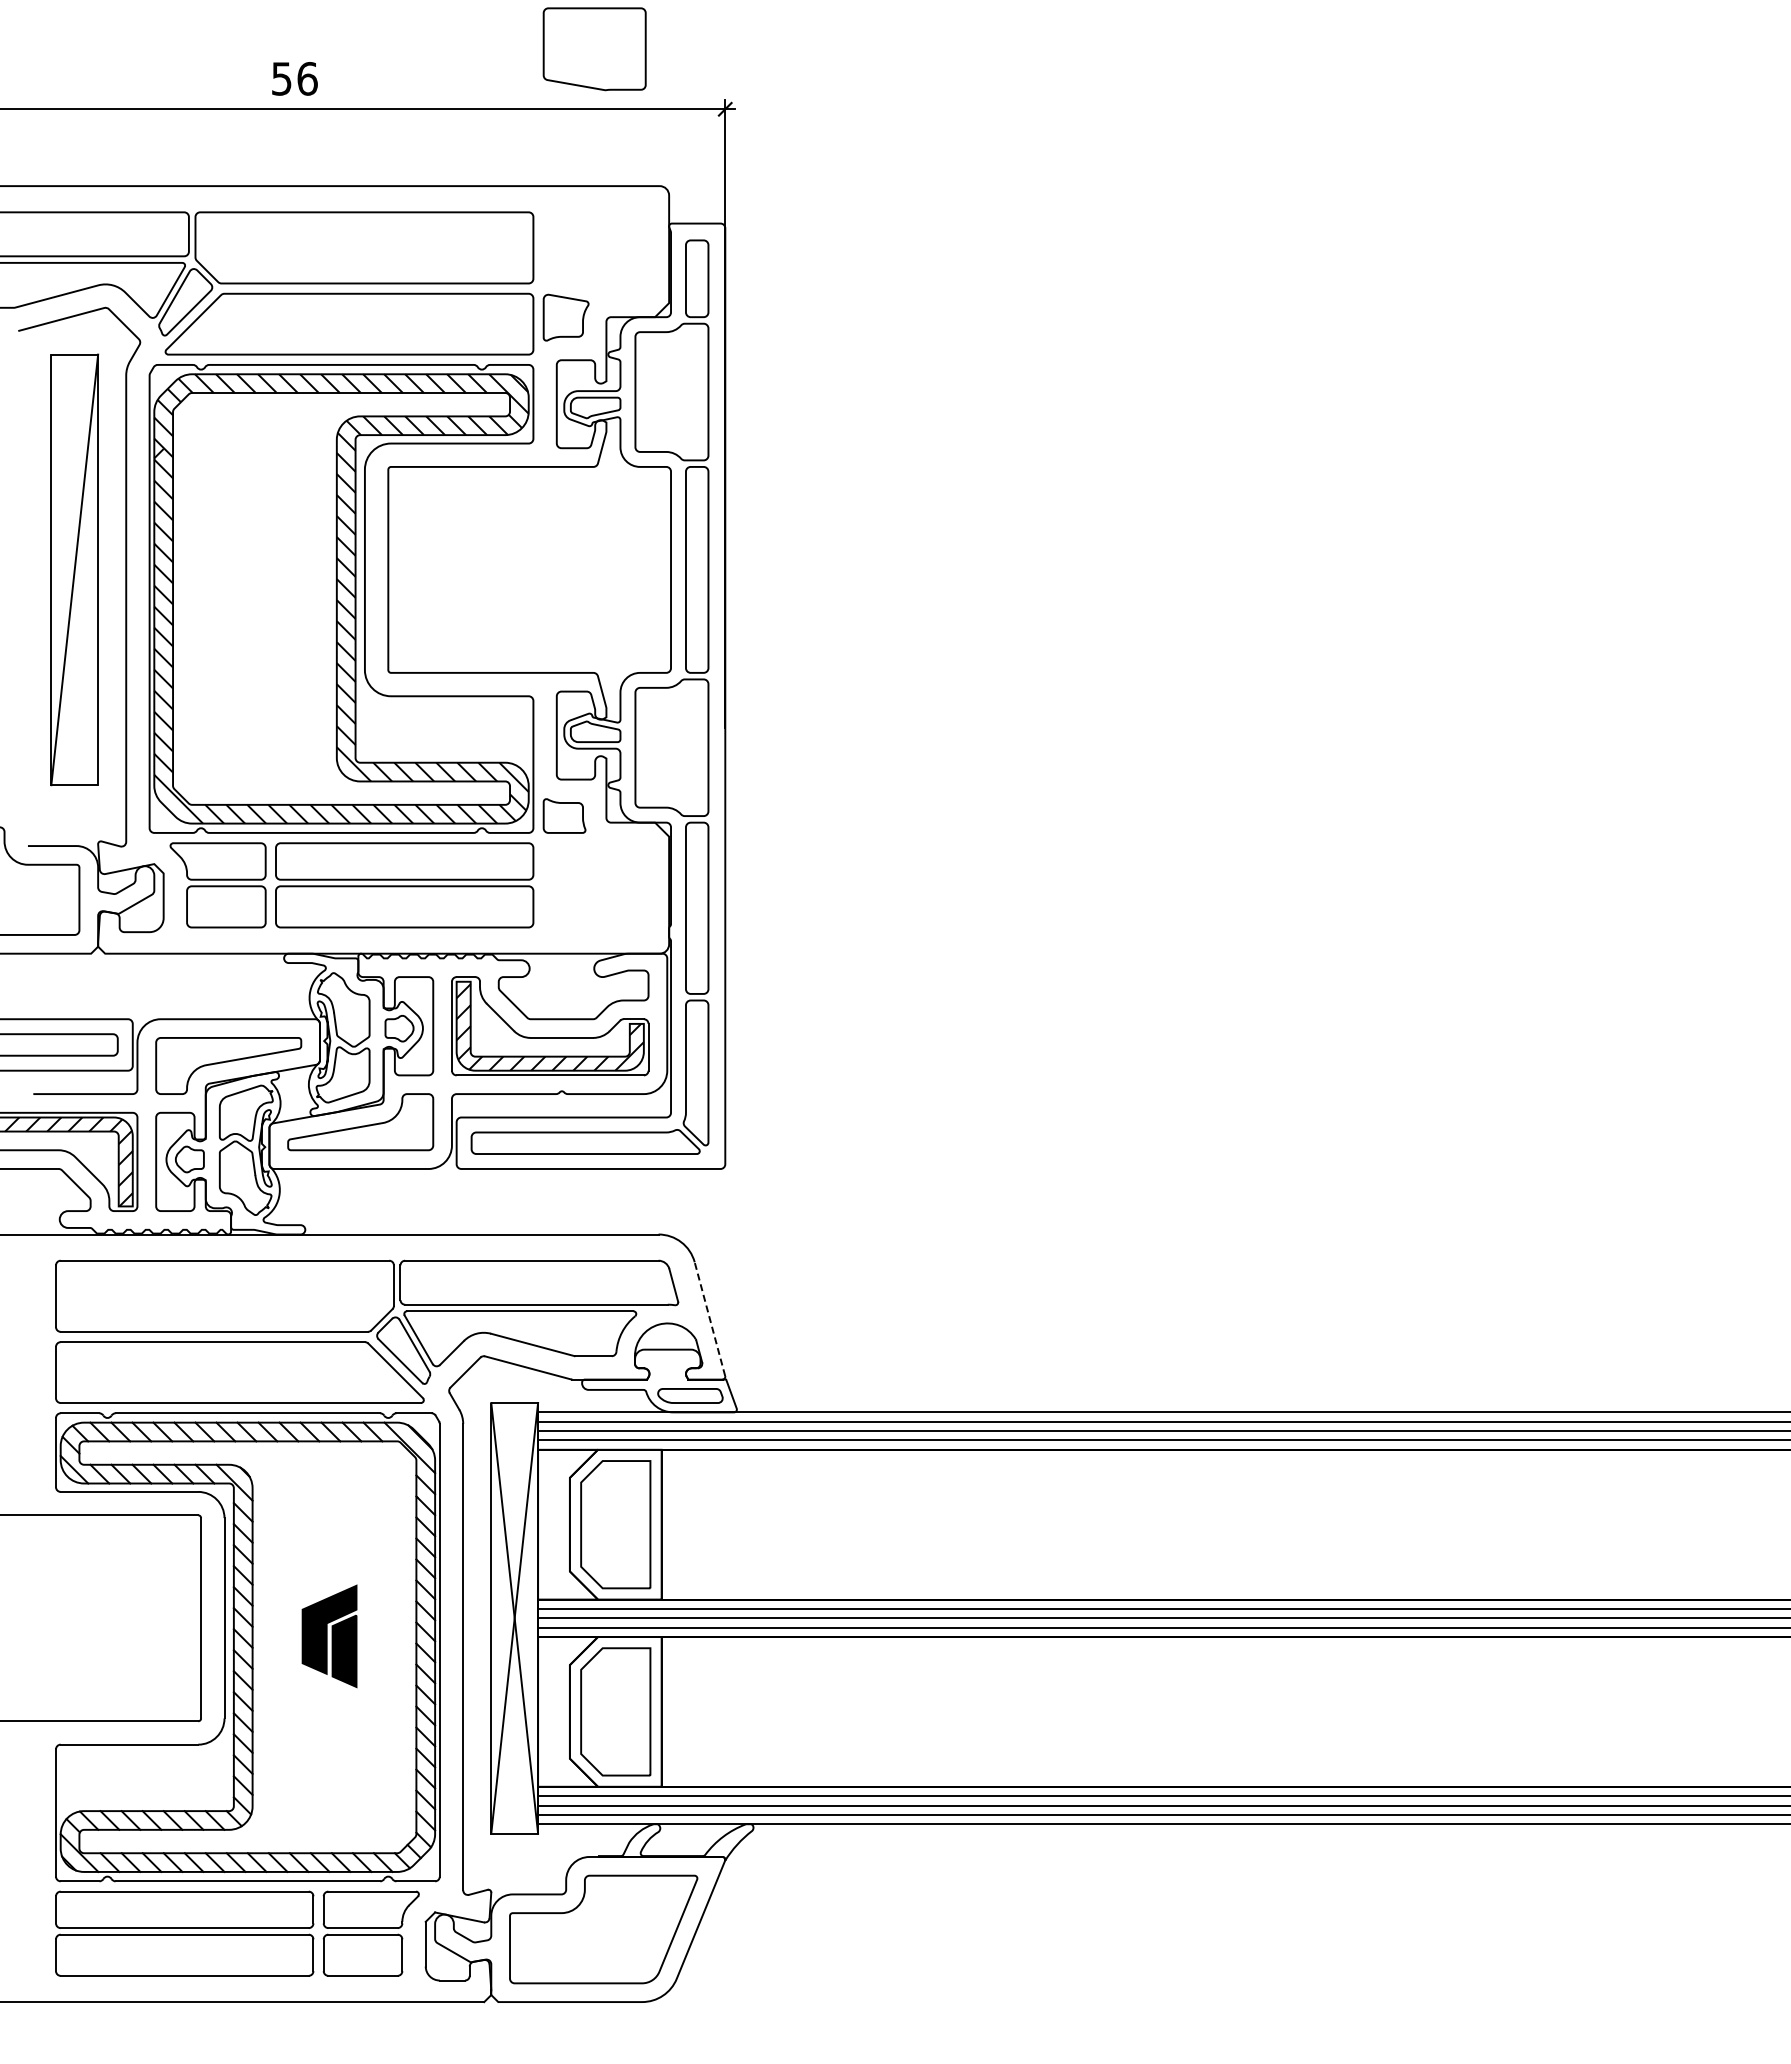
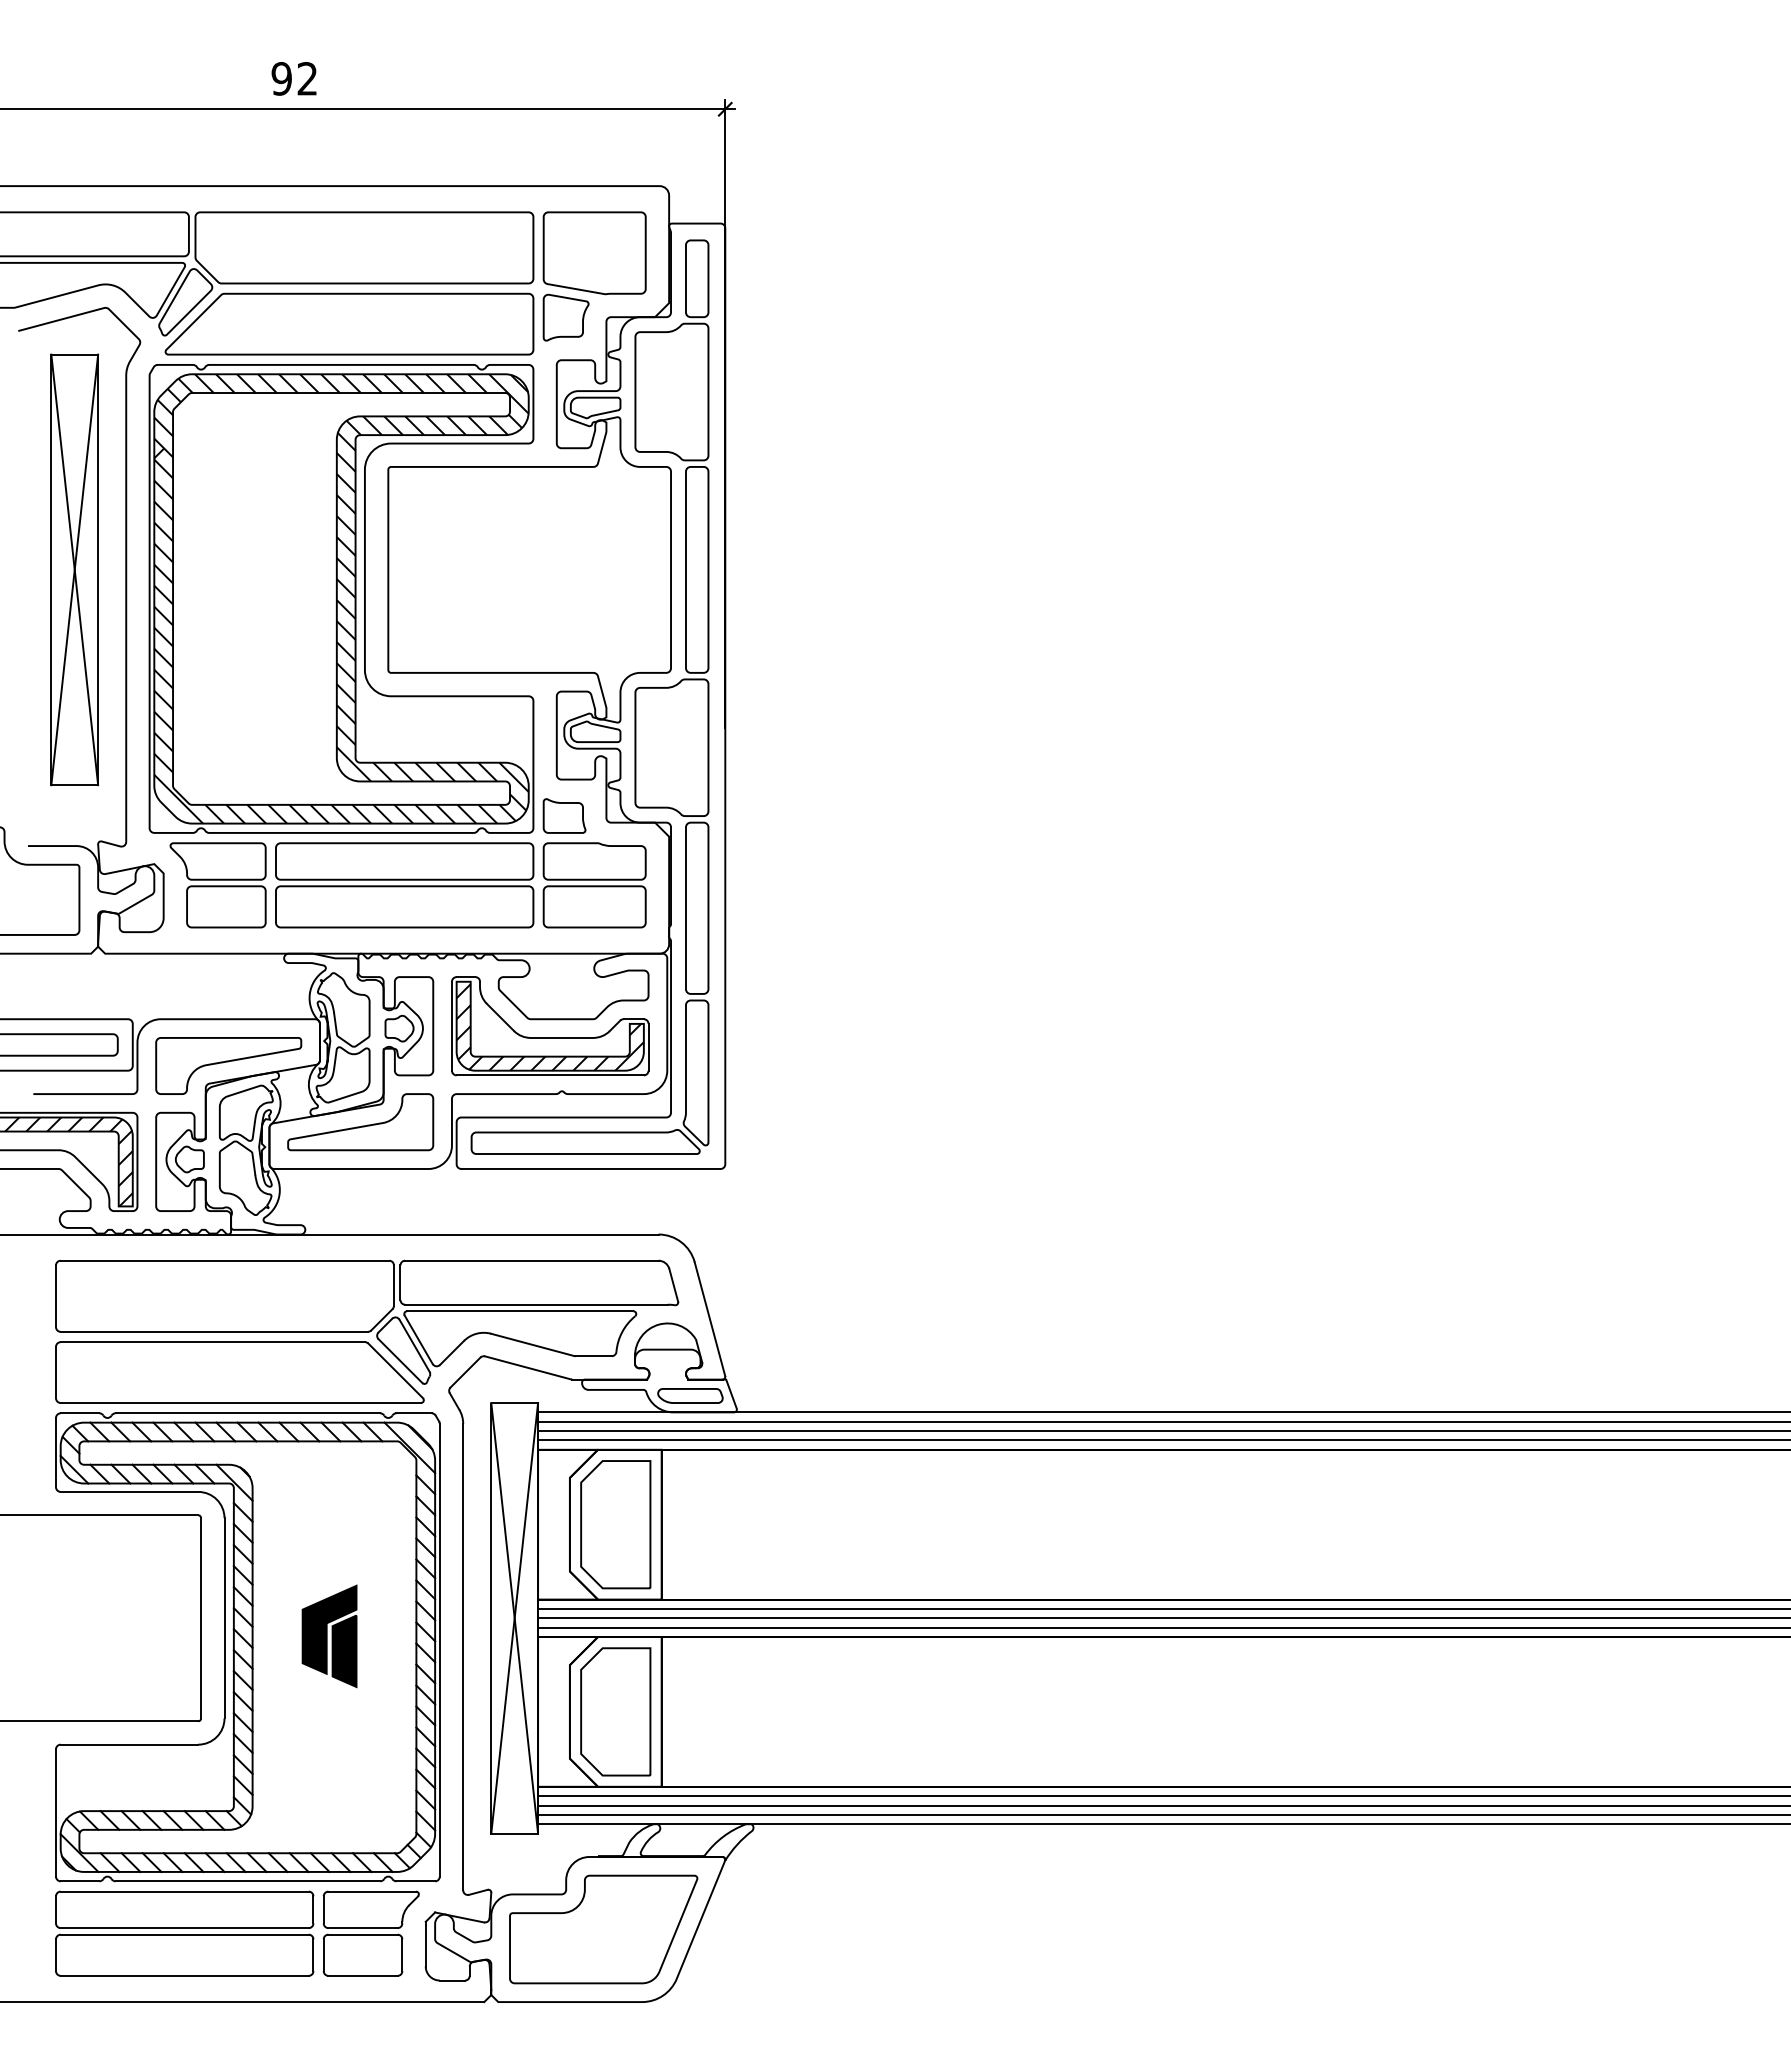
part position: (594, 49) -> (594, 253) (594, 253)
text: 56 -> 92 (294, 78)
line: none -> present (74, 569)
part: none -> present (594, 885)
line: dashed -> solid (709, 1319)
